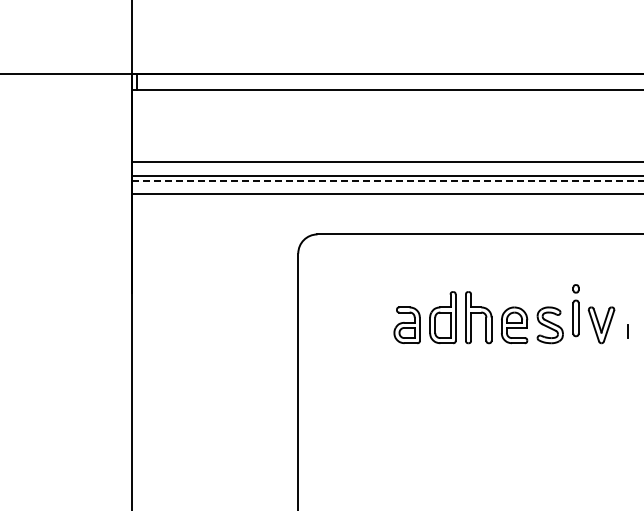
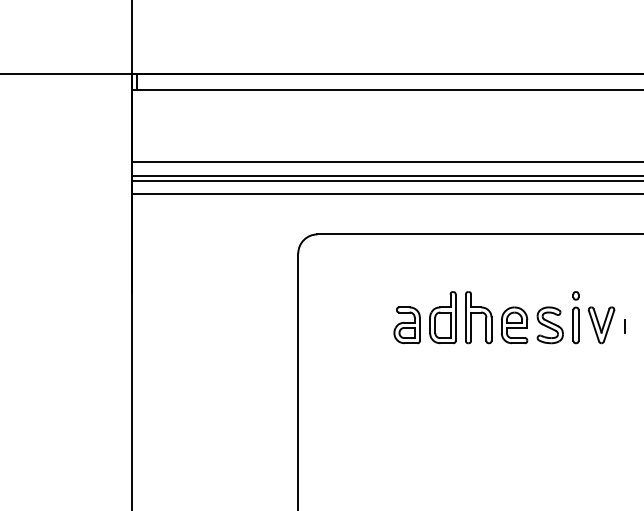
line: dashed -> solid (387, 180)
part position: (575, 310) -> (575, 317) (575, 317)
line position: (627, 331) -> (624, 326) (624, 326)
